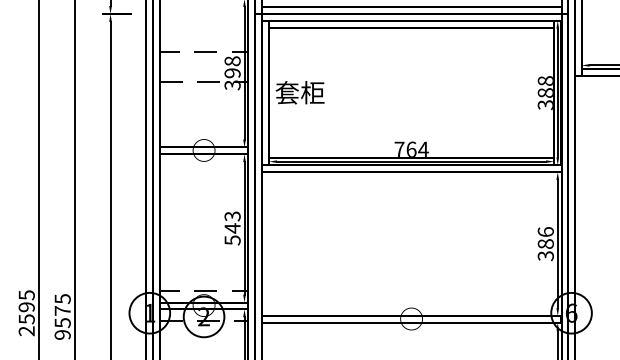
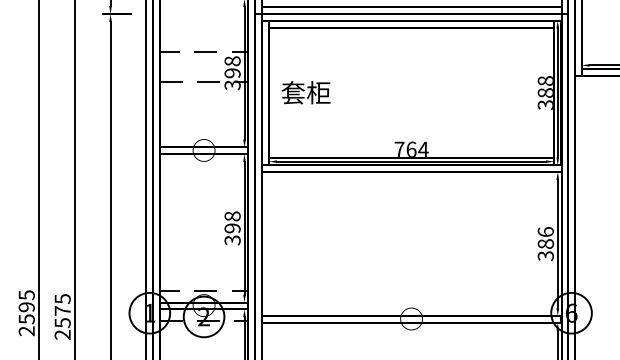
text position: (299, 92) -> (305, 92) (305, 92)
text: 543 -> 398 (232, 227)
text: 9575 -> 2575 (62, 334)
